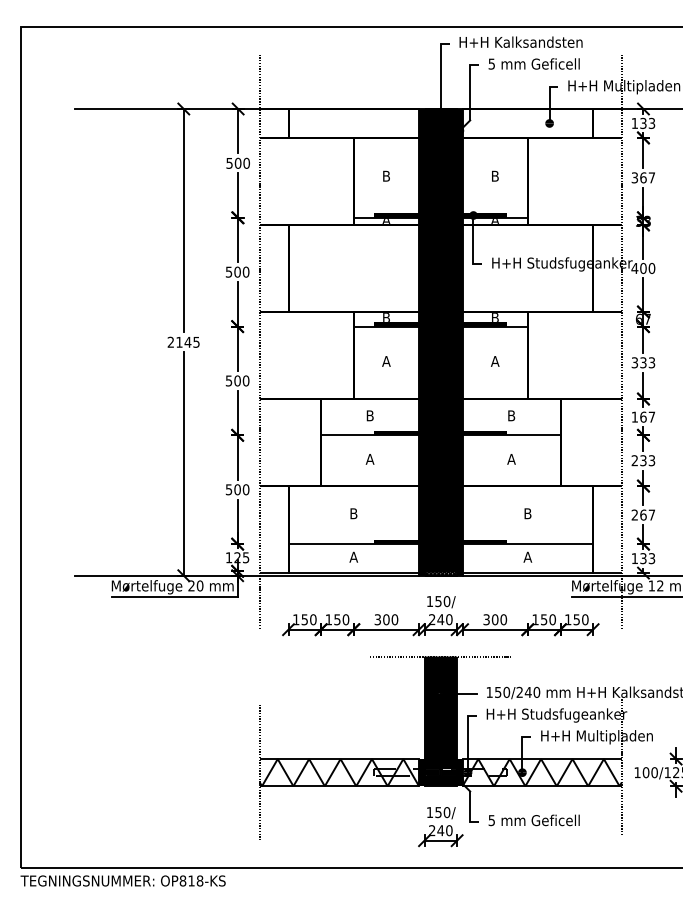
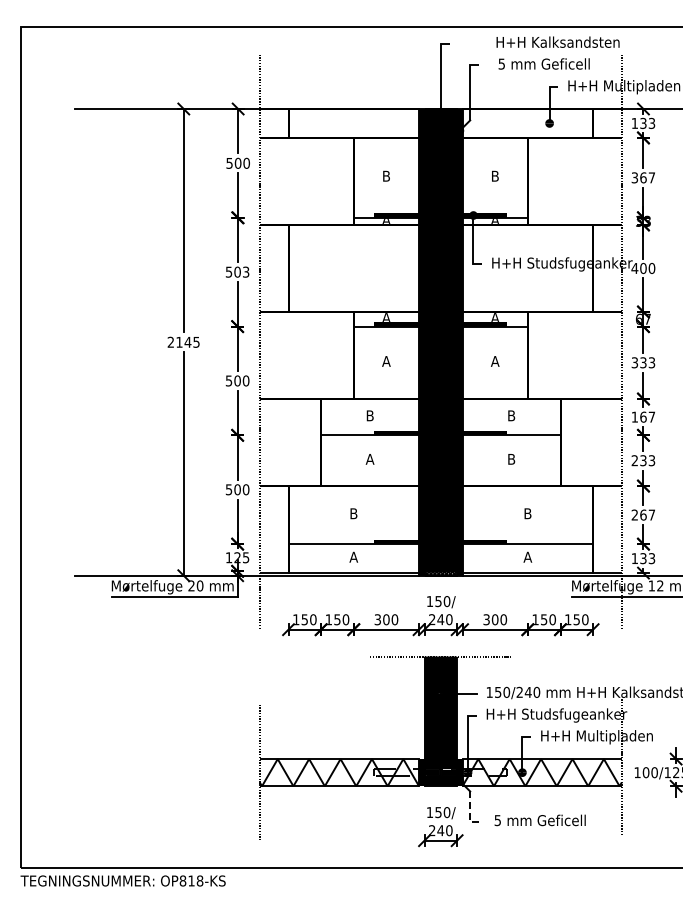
text position: (520, 41) -> (557, 41) (557, 41)
text position: (533, 63) -> (543, 63) (543, 63)
text: 500 -> 503 (245, 271)
text: B -> A (386, 317)
text: B -> A (494, 317)
text: A -> B (511, 459)
line: solid -> dashed (470, 811)
text position: (533, 820) -> (539, 820) (539, 820)
